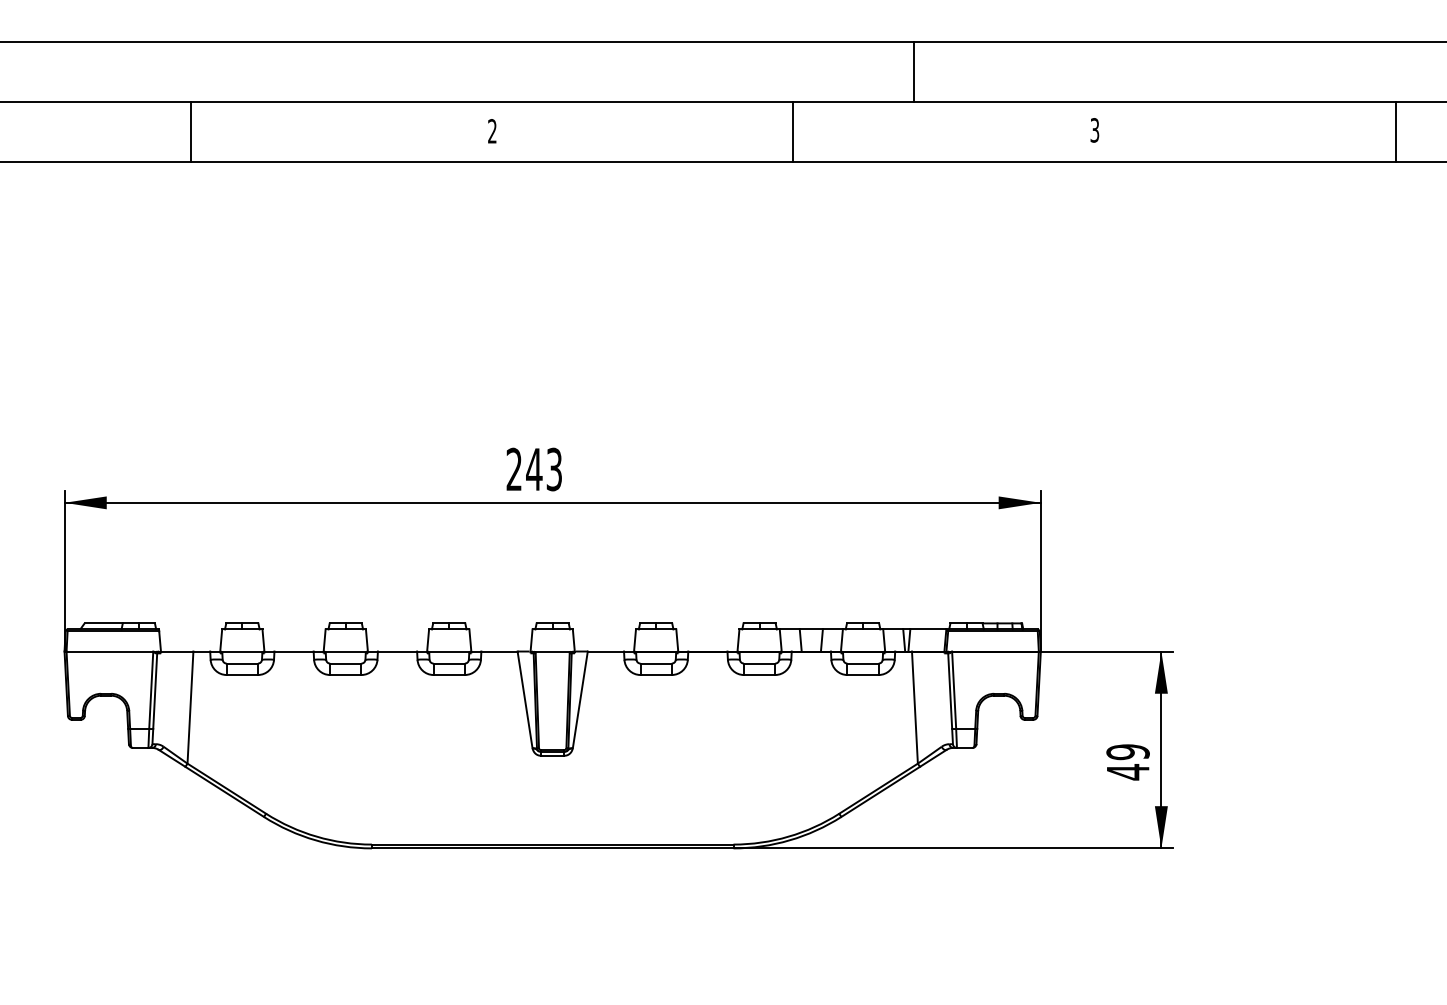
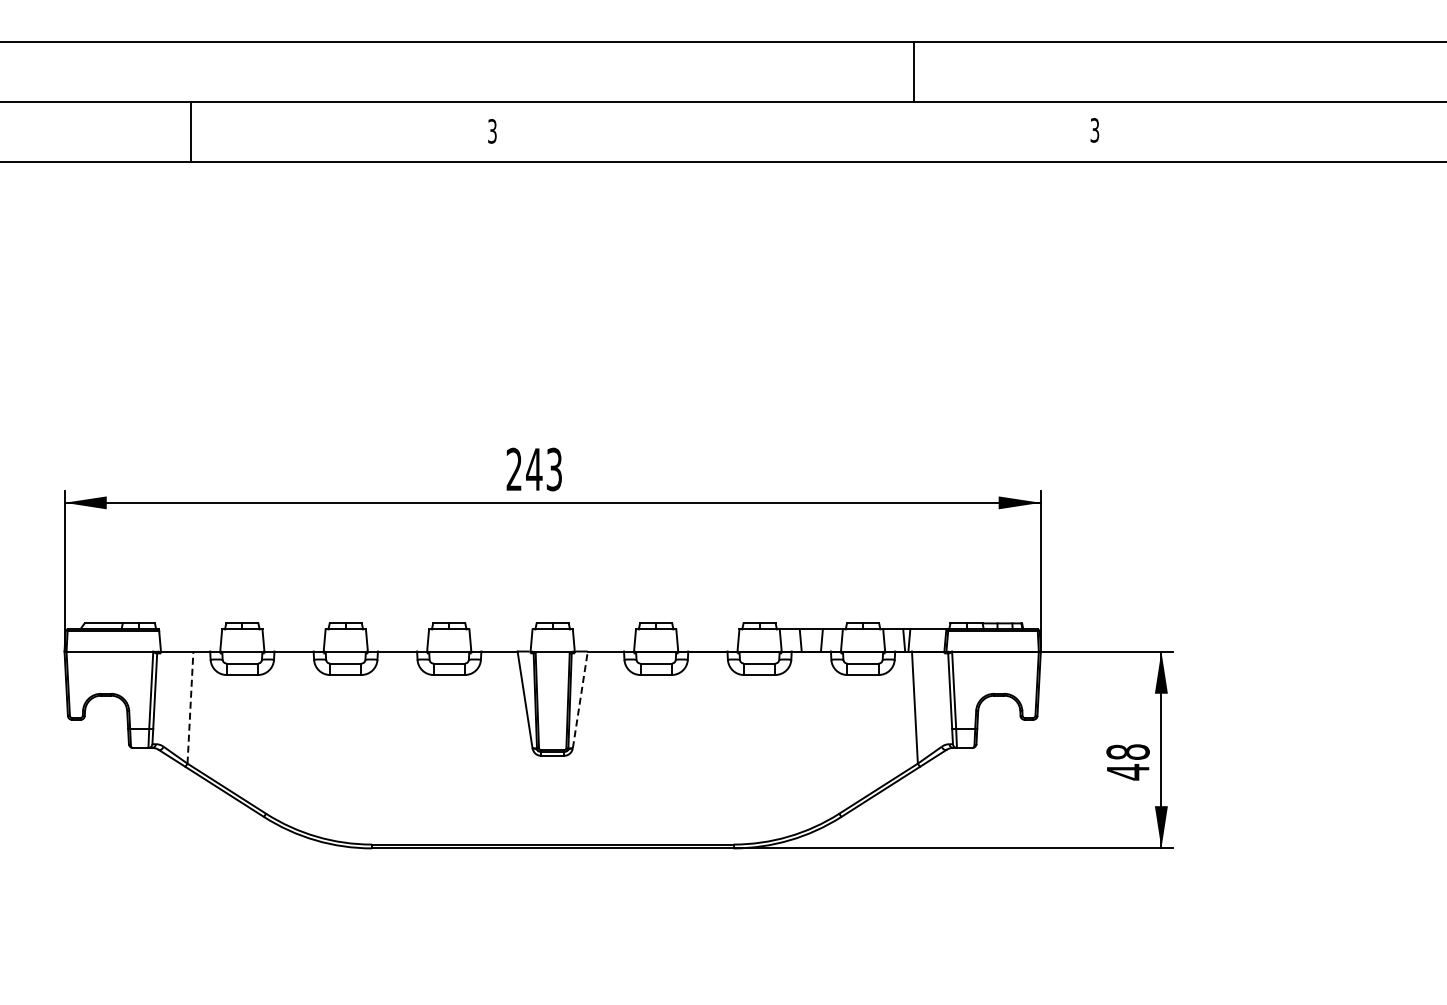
text: 2 -> 3 (492, 131)
line: present -> none (793, 131)
line: present -> none (1396, 131)
line: solid -> dashed (580, 699)
line: solid -> dashed (190, 707)
text: 49 -> 48 (1127, 752)
